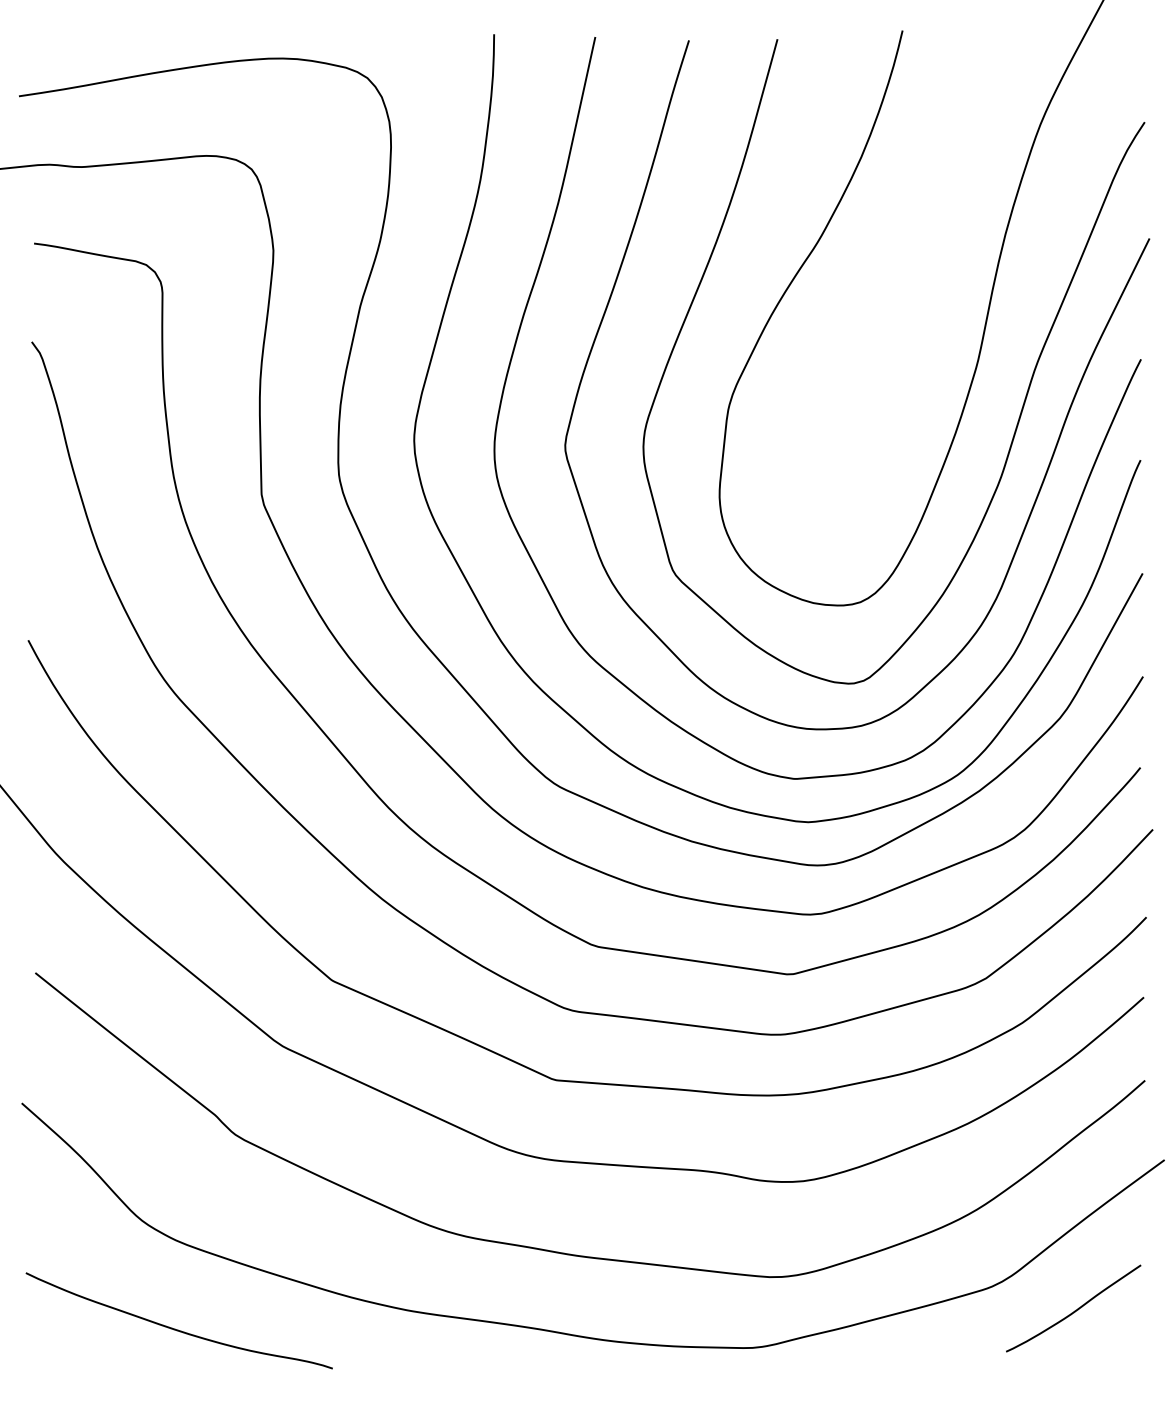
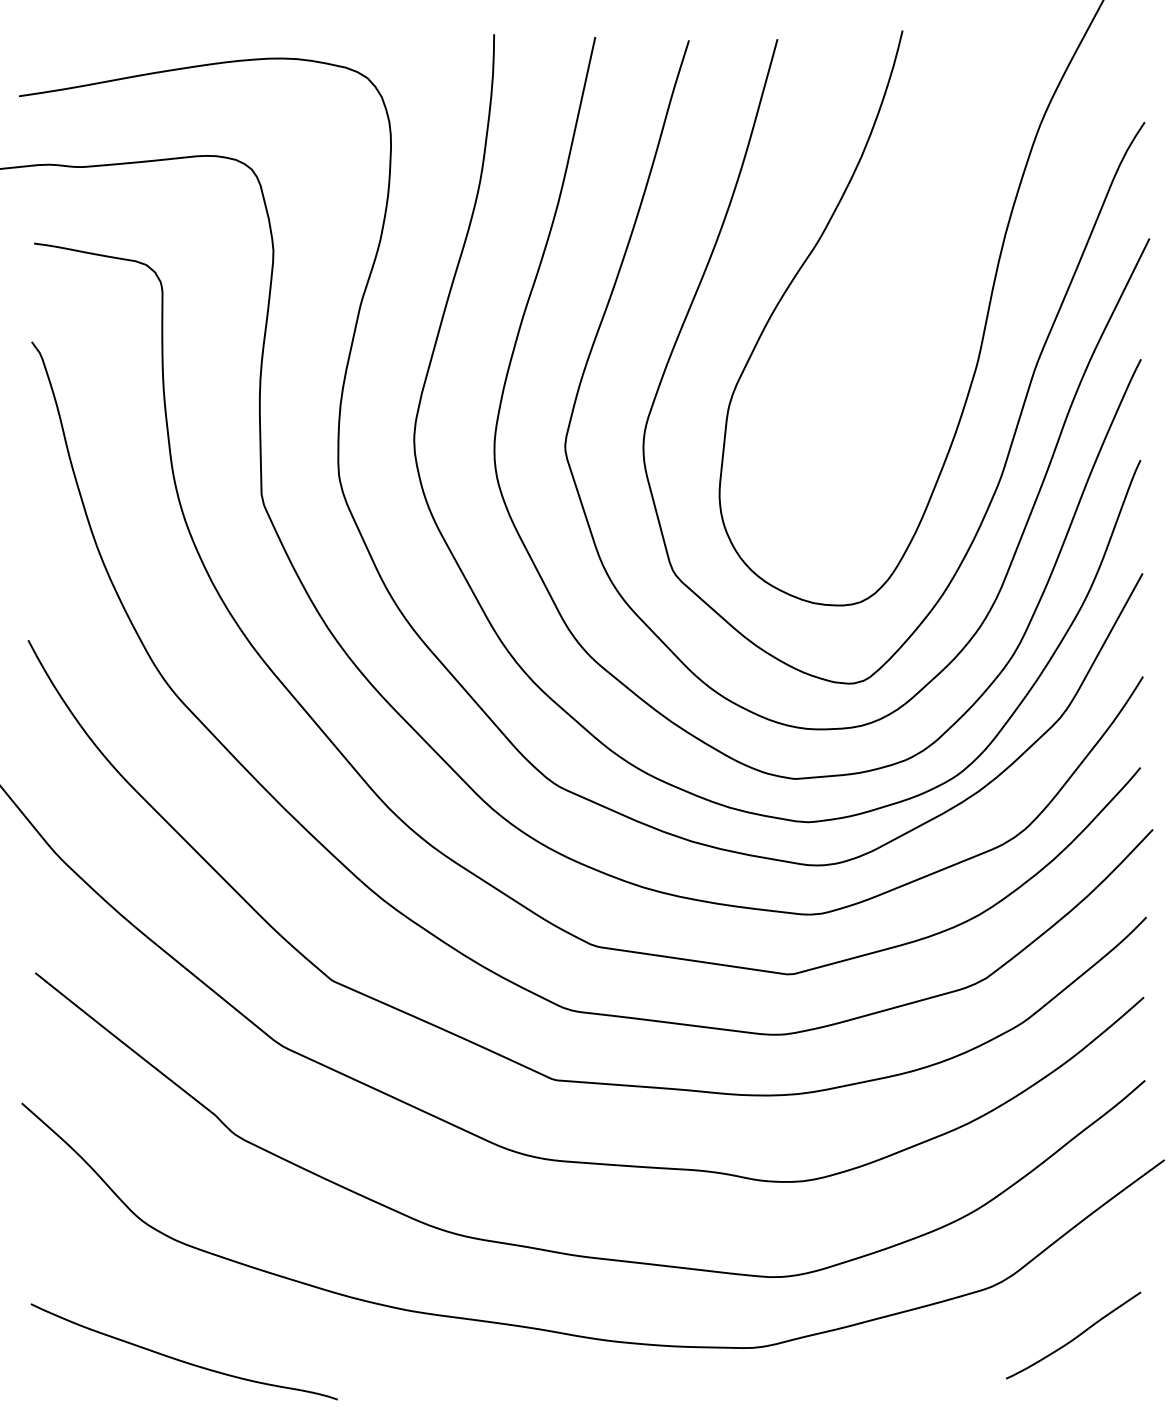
curve position: (1074, 1310) -> (1074, 1337) (1074, 1337)
curve position: (175, 1328) -> (180, 1359) (180, 1359)
